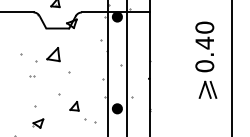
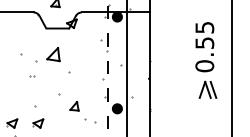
text: 0.40 -> 0.55 (204, 35)
line: solid -> dashed (108, 68)
part: none -> present (12, 123)
